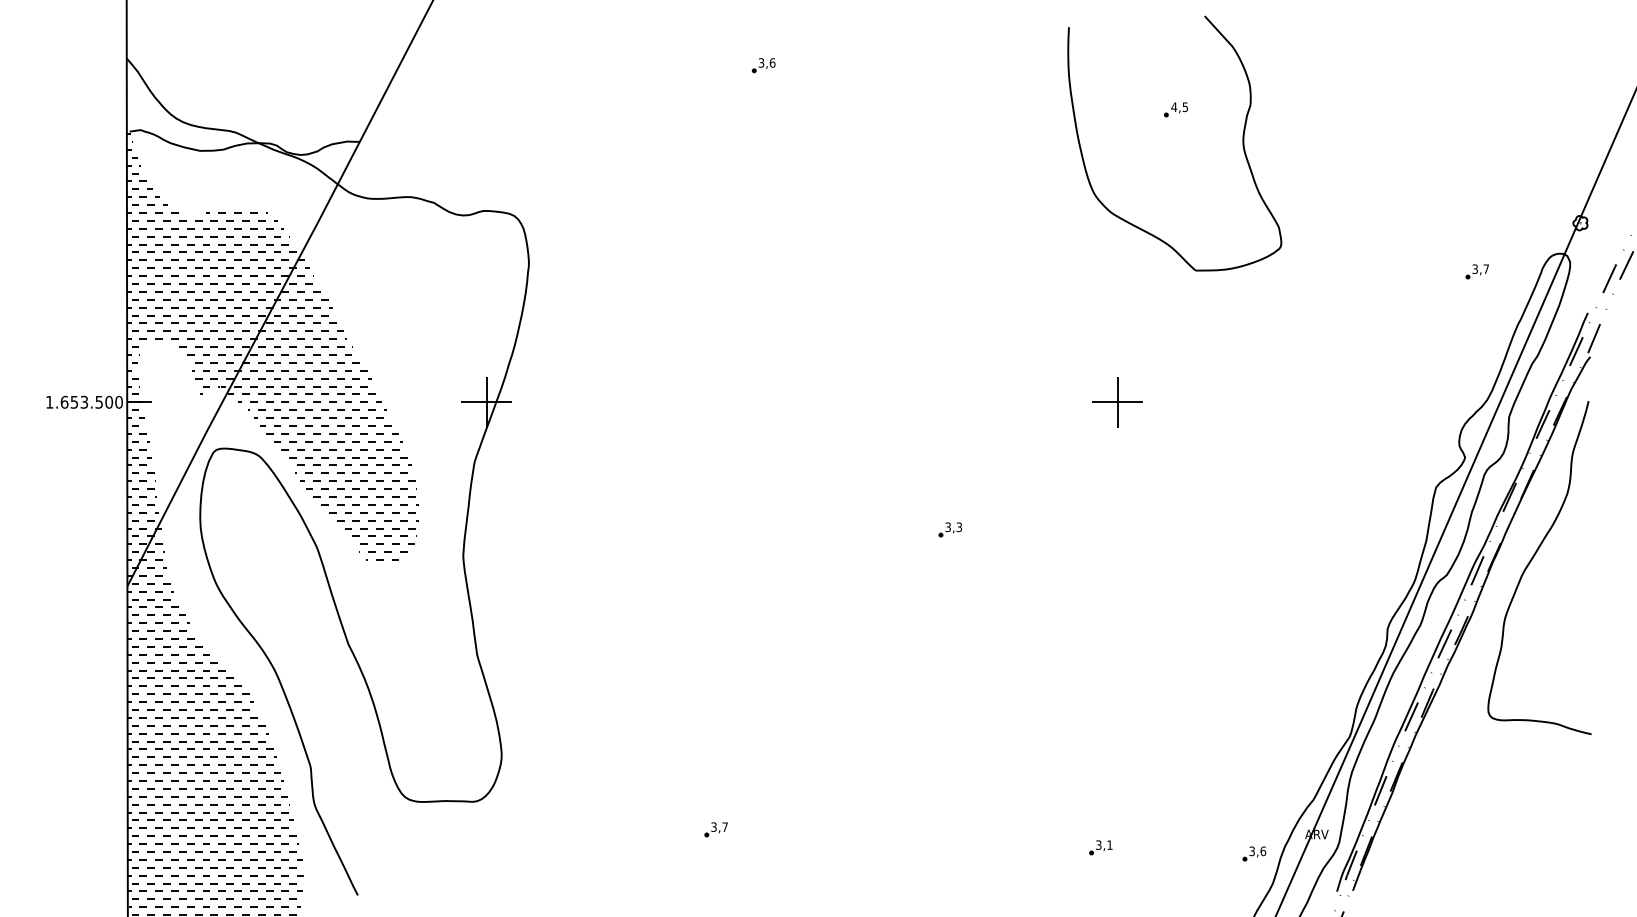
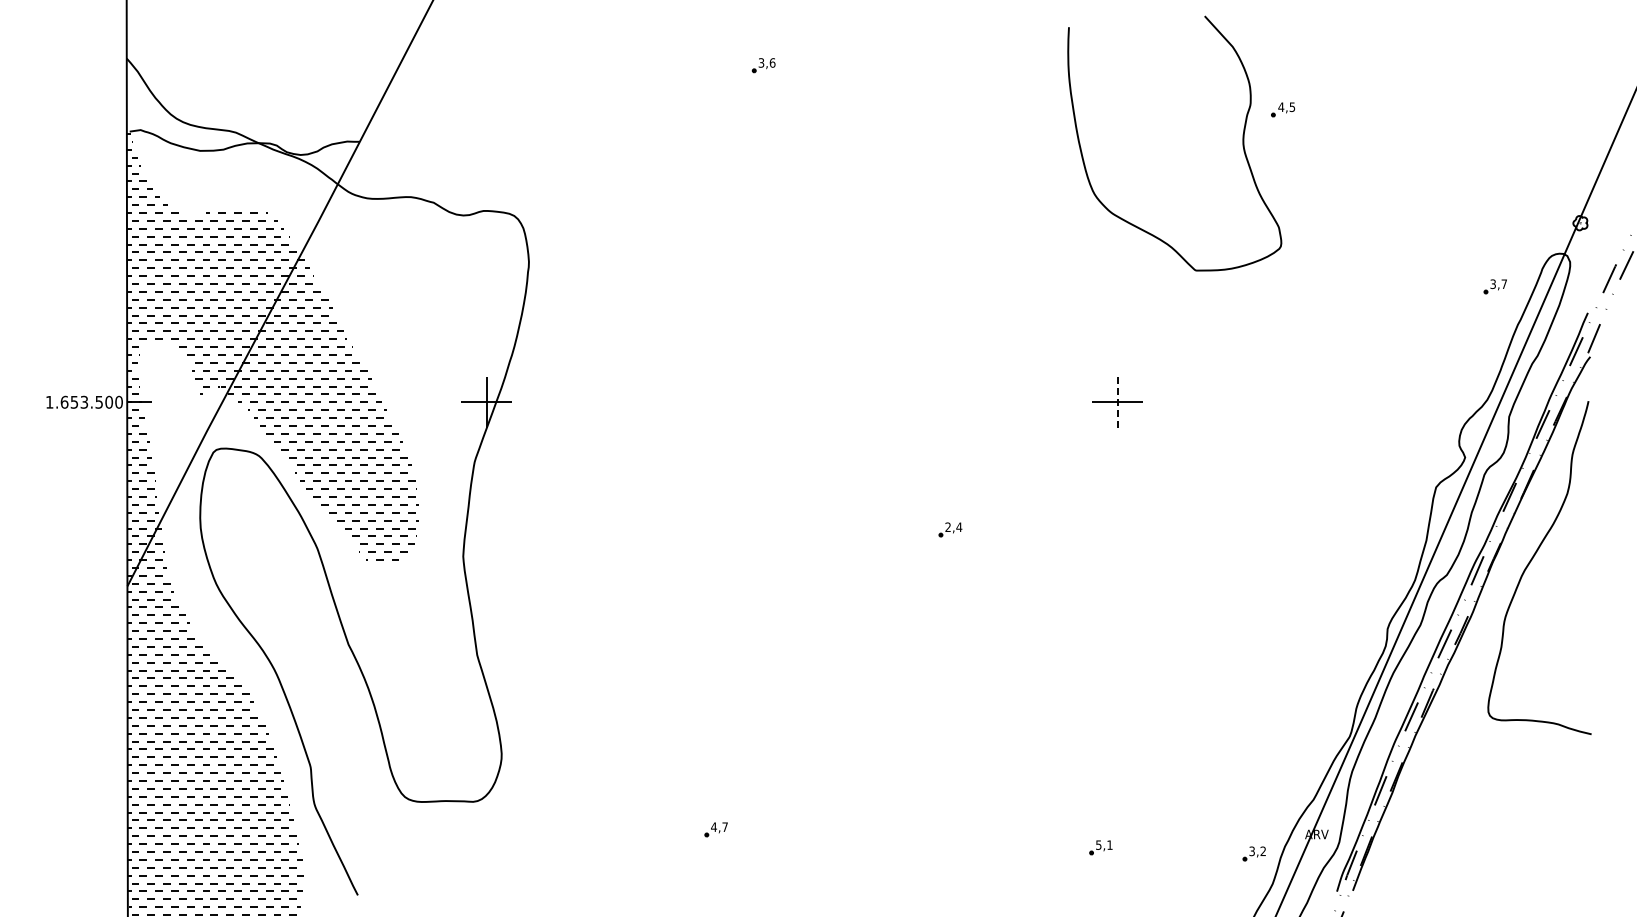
part position: (1175, 109) -> (1282, 109) (1282, 109)
part position: (1476, 271) -> (1494, 286) (1494, 286)
line: solid -> dashed (1117, 402)
text: 3,3 -> 2,4 (953, 527)
text: 3,7 -> 4,7 (713, 826)
text: 3,1 -> 5,1 (1098, 844)
text: 3,6 -> 3,2 (1263, 851)
